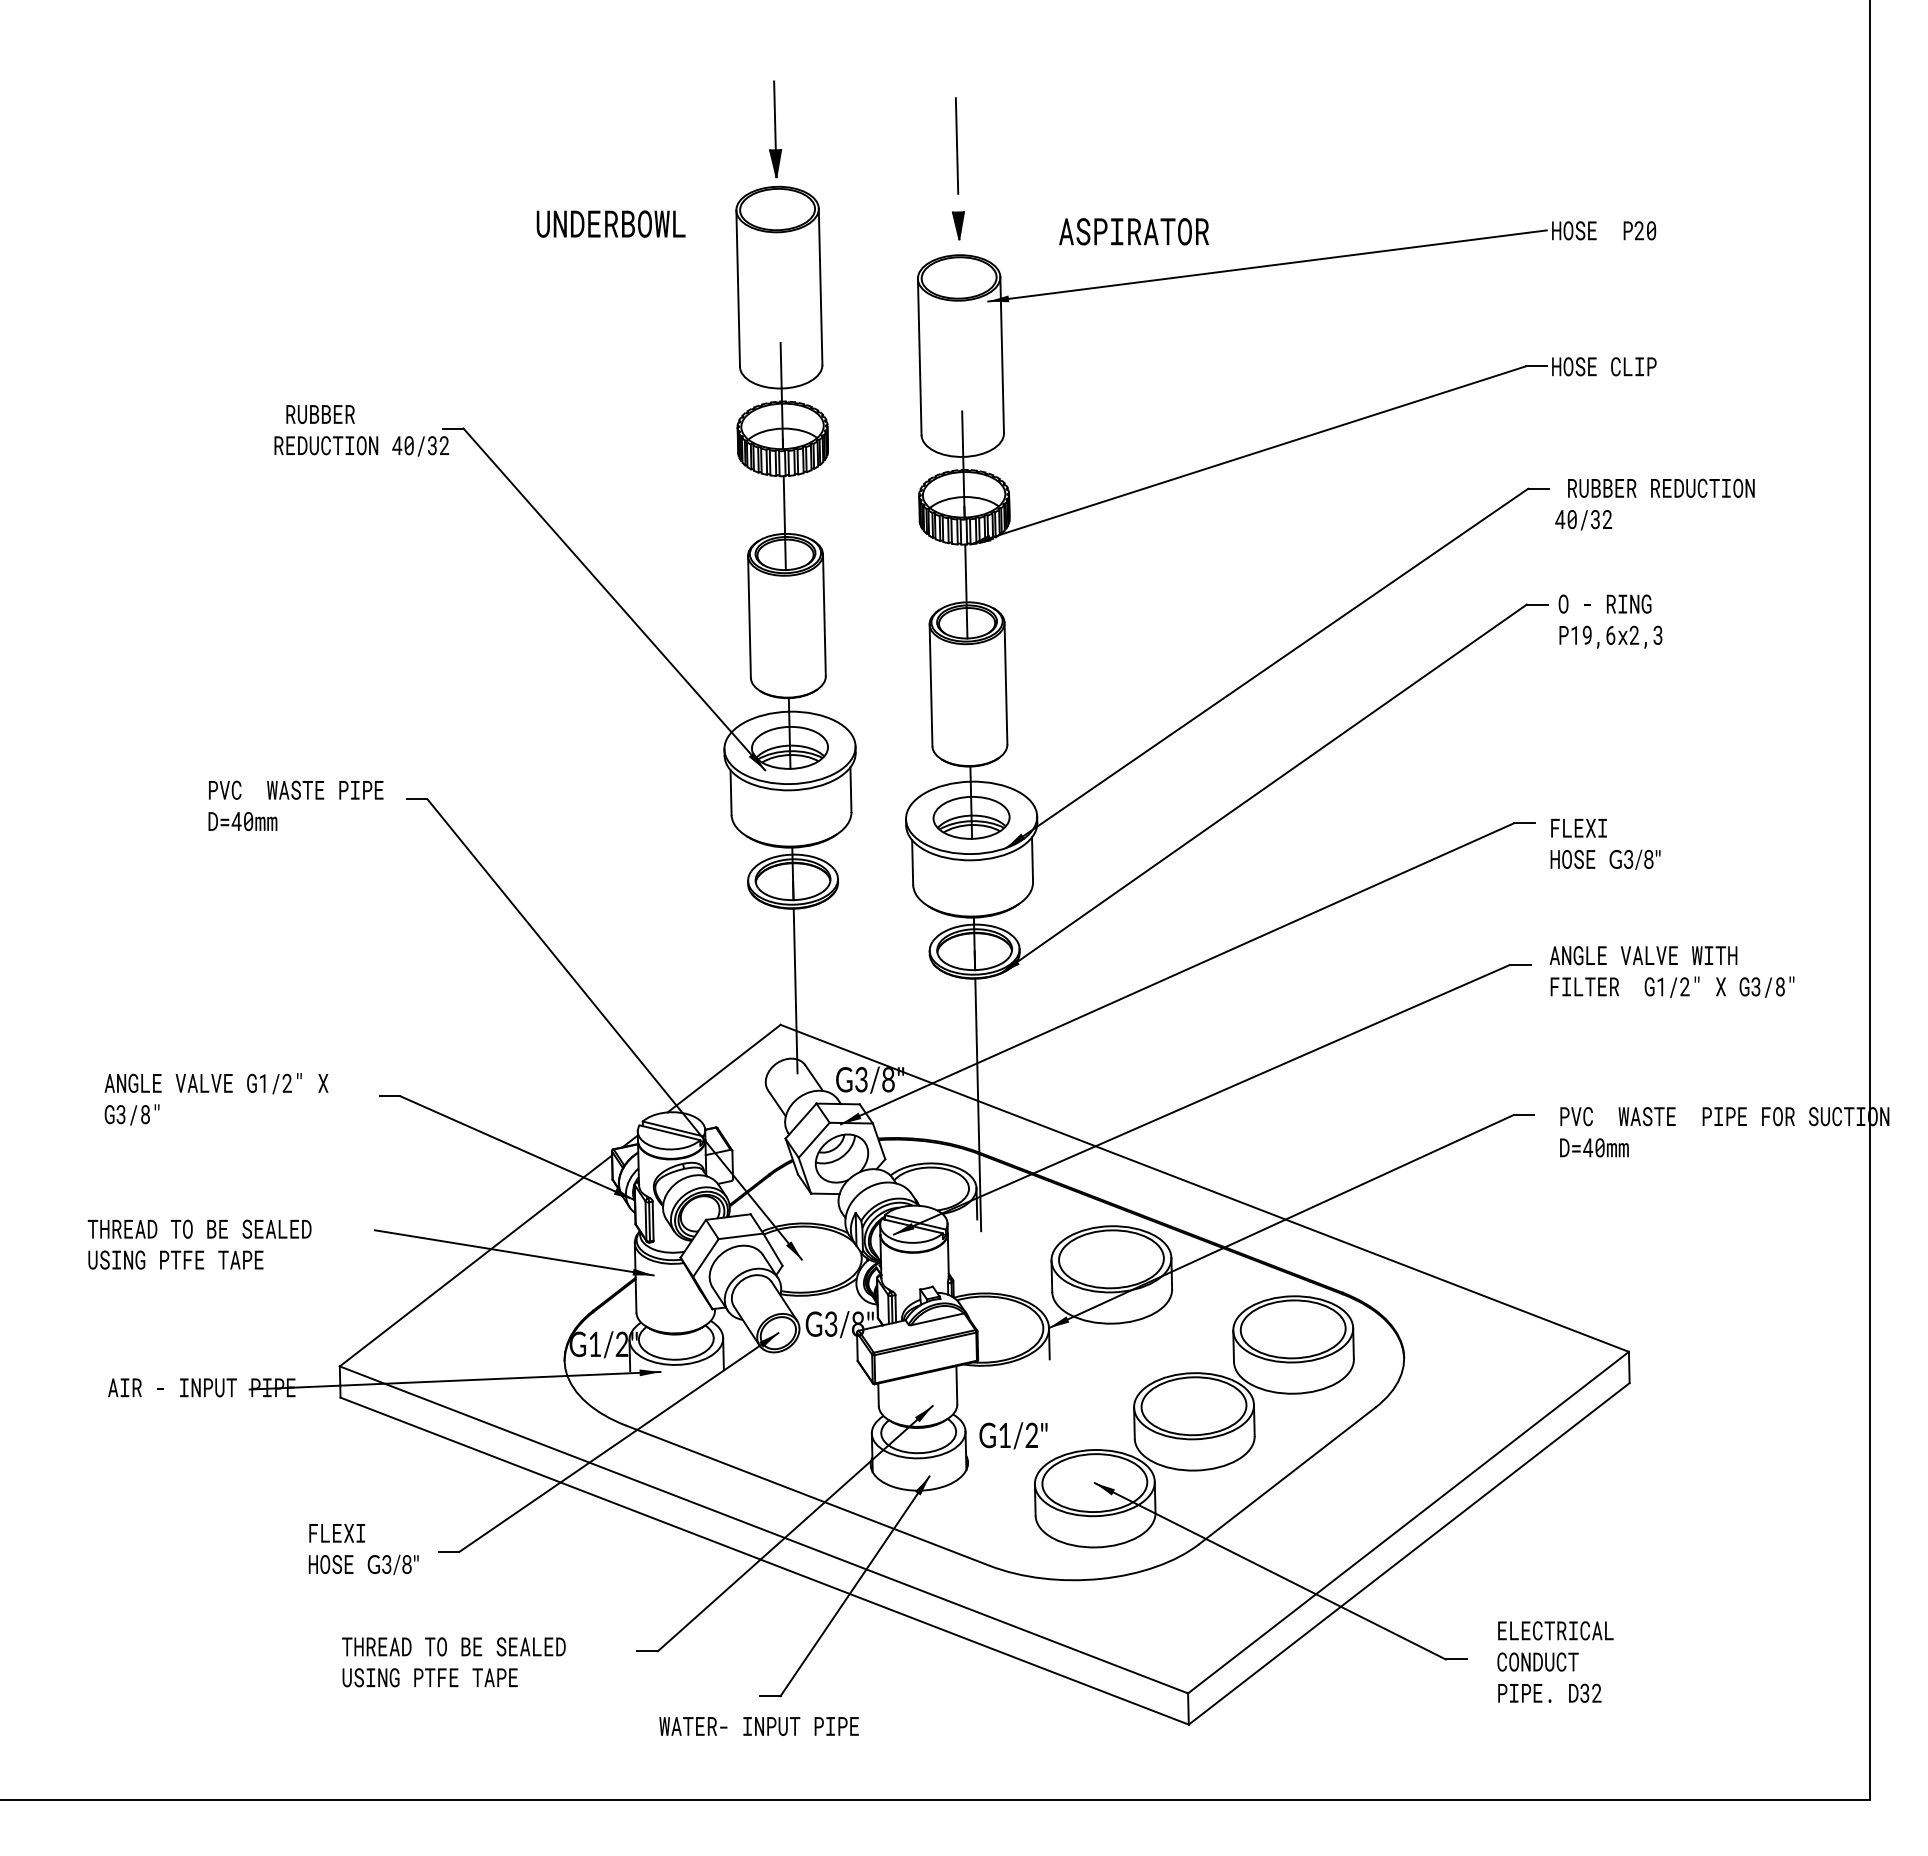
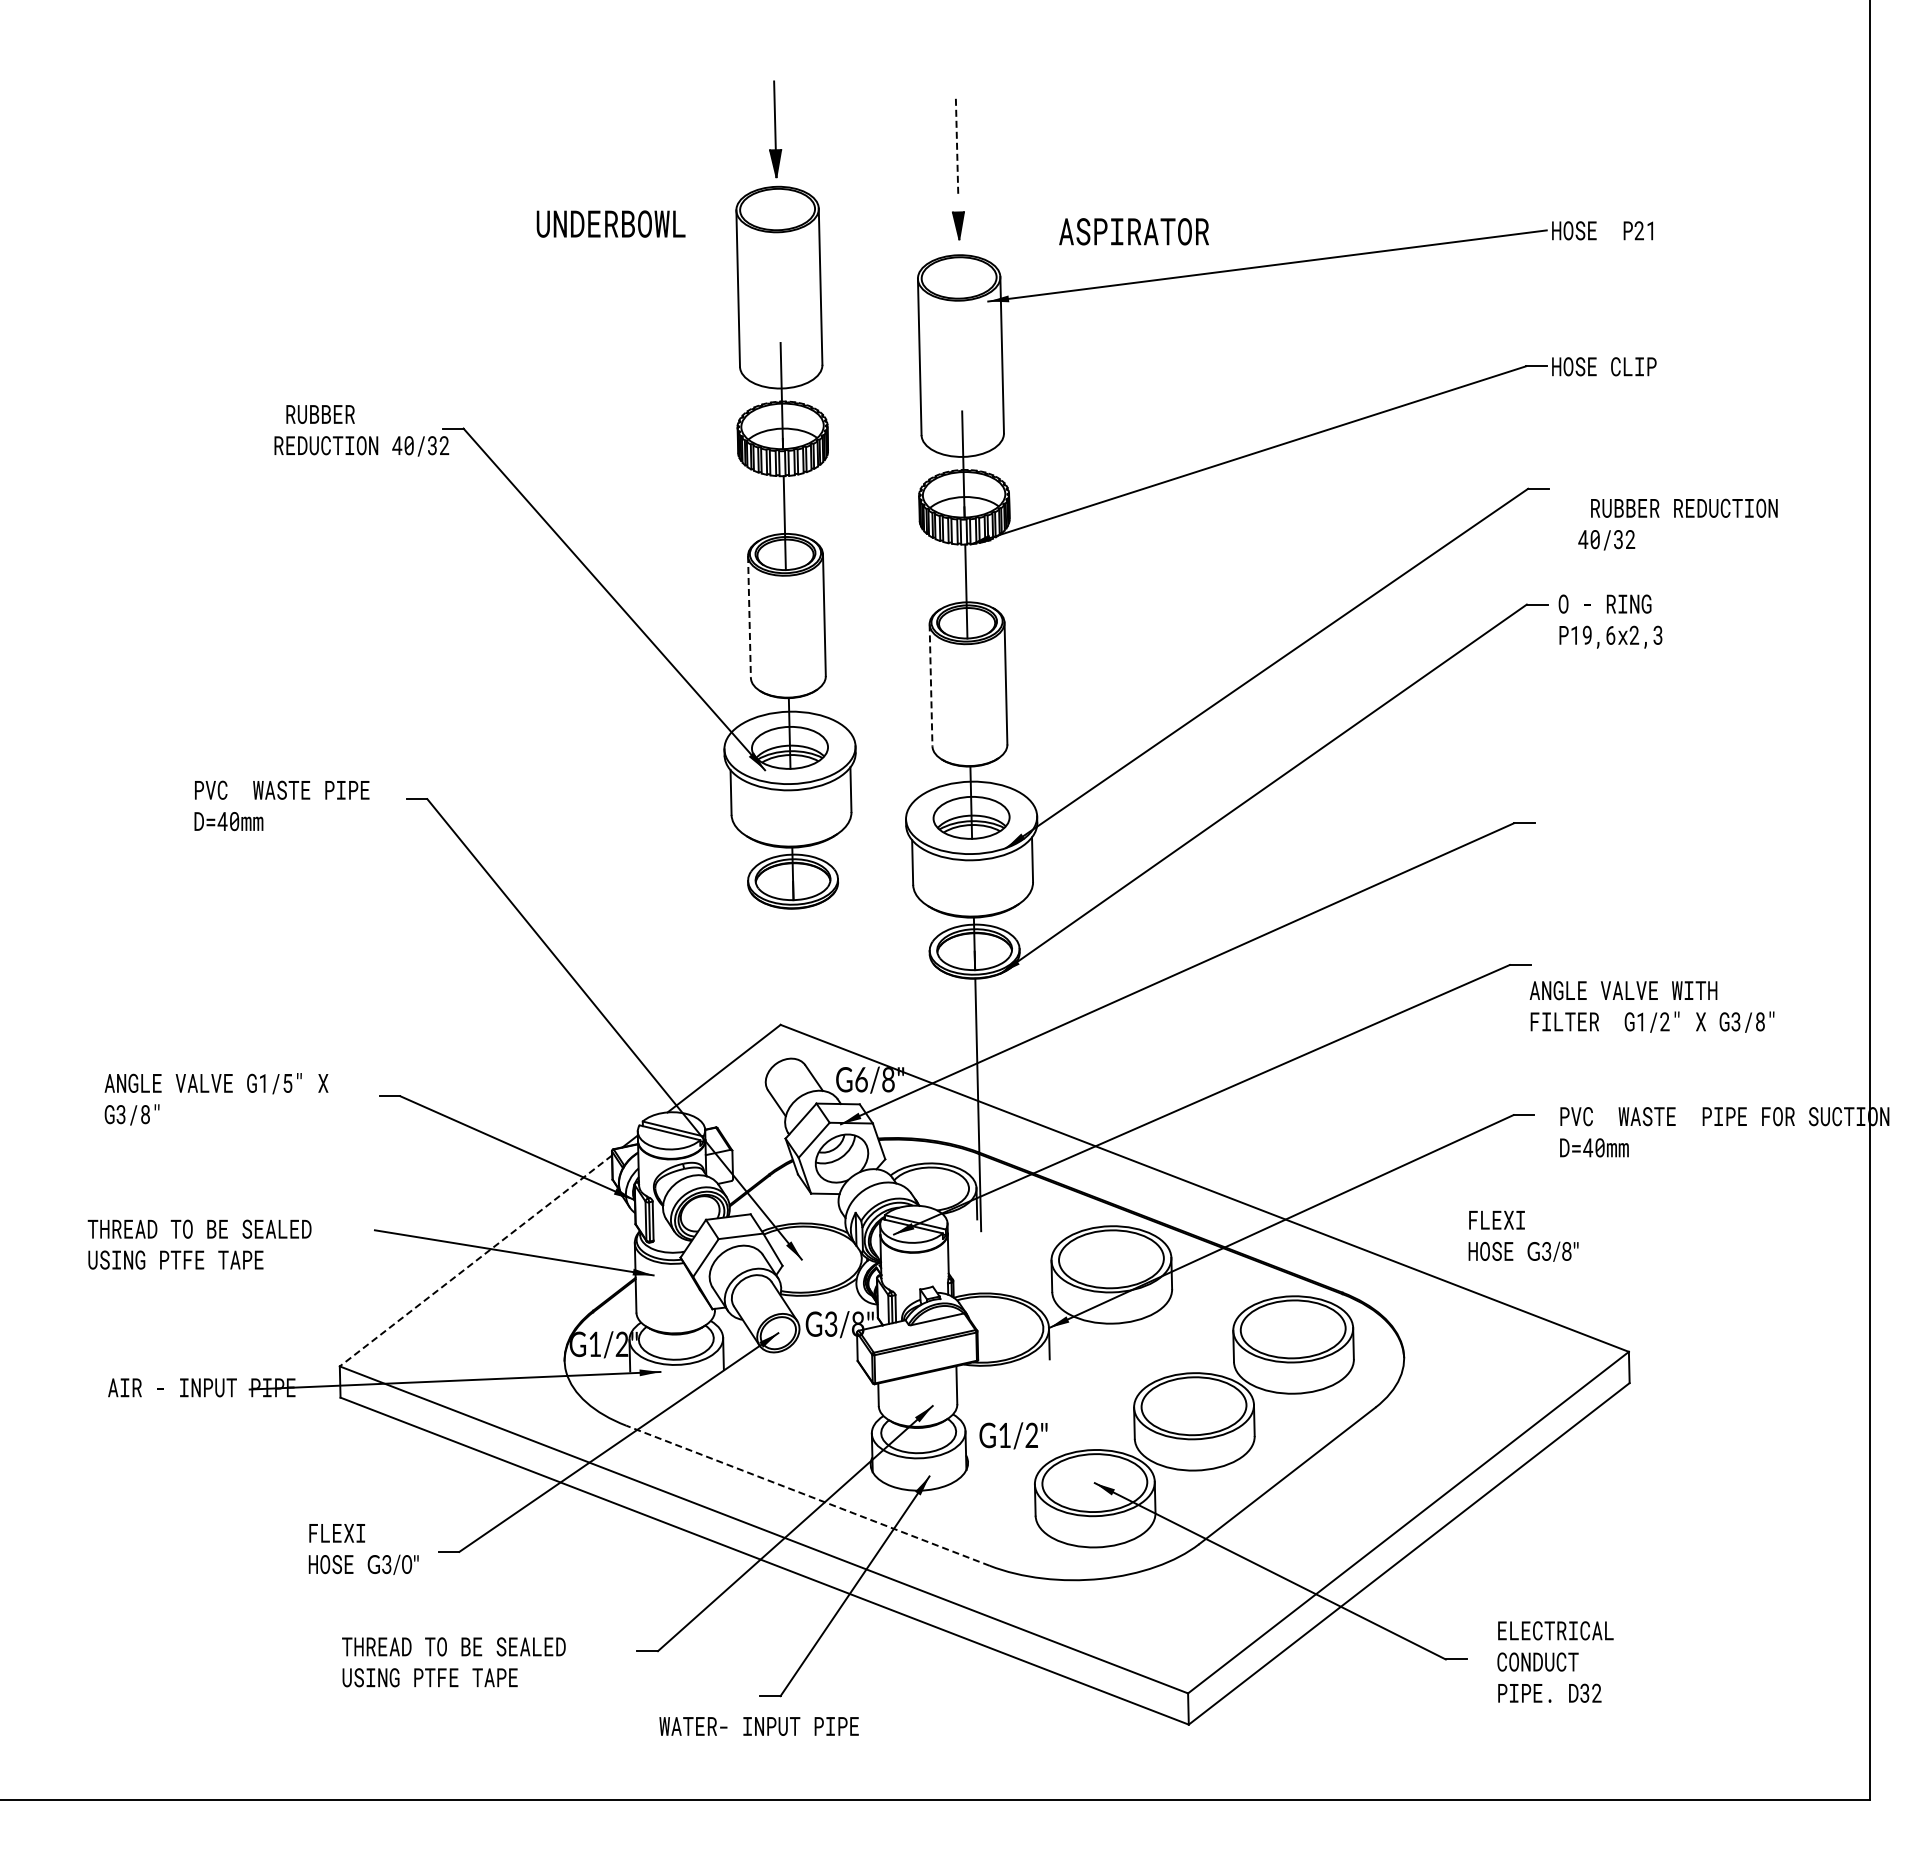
line: solid -> dashed (957, 145)
text: P20 -> P21 (1651, 230)
text position: (1654, 504) -> (1677, 524) (1677, 524)
line: solid -> dashed (749, 616)
line: solid -> dashed (931, 685)
text position: (295, 805) -> (281, 805) (281, 805)
text position: (1605, 843) -> (1523, 1235) (1523, 1235)
text position: (1671, 971) -> (1651, 1006) (1651, 1006)
line: present -> none (795, 990)
text: G3/8" -> G6/8" (861, 1079)
text: G1/2" -> G1/5" (287, 1082)
line: solid -> dashed (475, 1261)
line: solid -> dashed (808, 1495)
text: G3/8" -> G3/0" (407, 1564)
